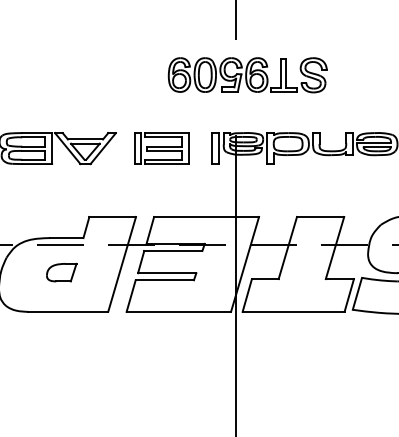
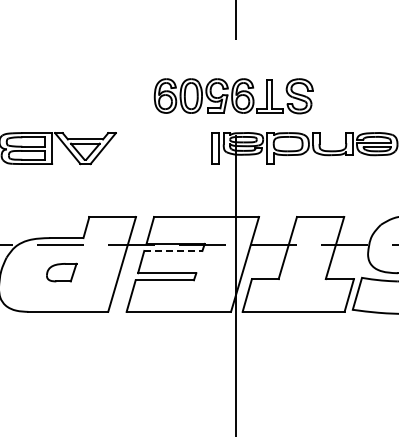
part position: (247, 75) -> (233, 96) (233, 96)
part: present -> none (161, 148)
line: solid -> dashed (173, 250)
